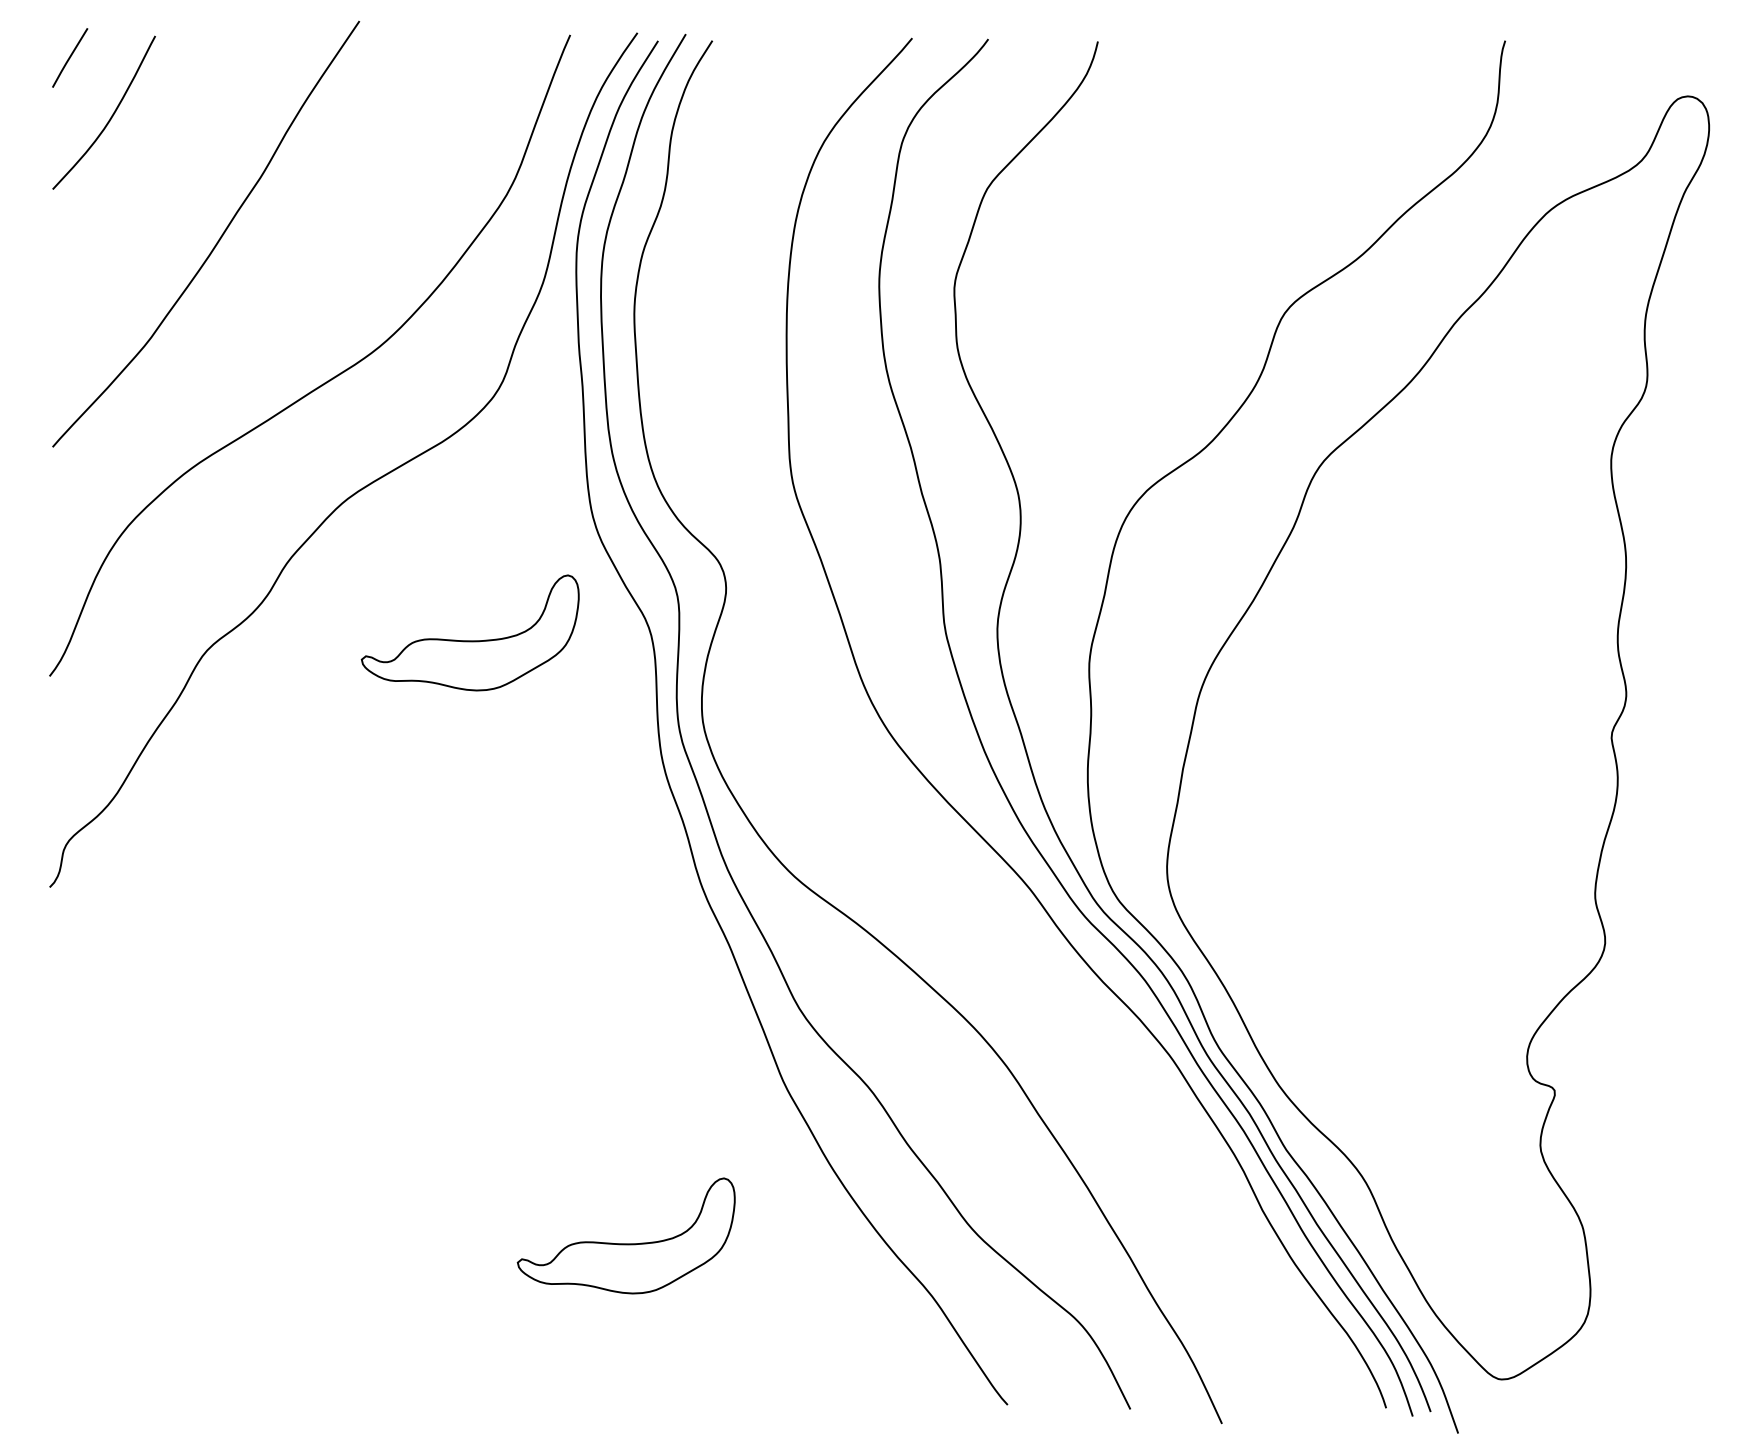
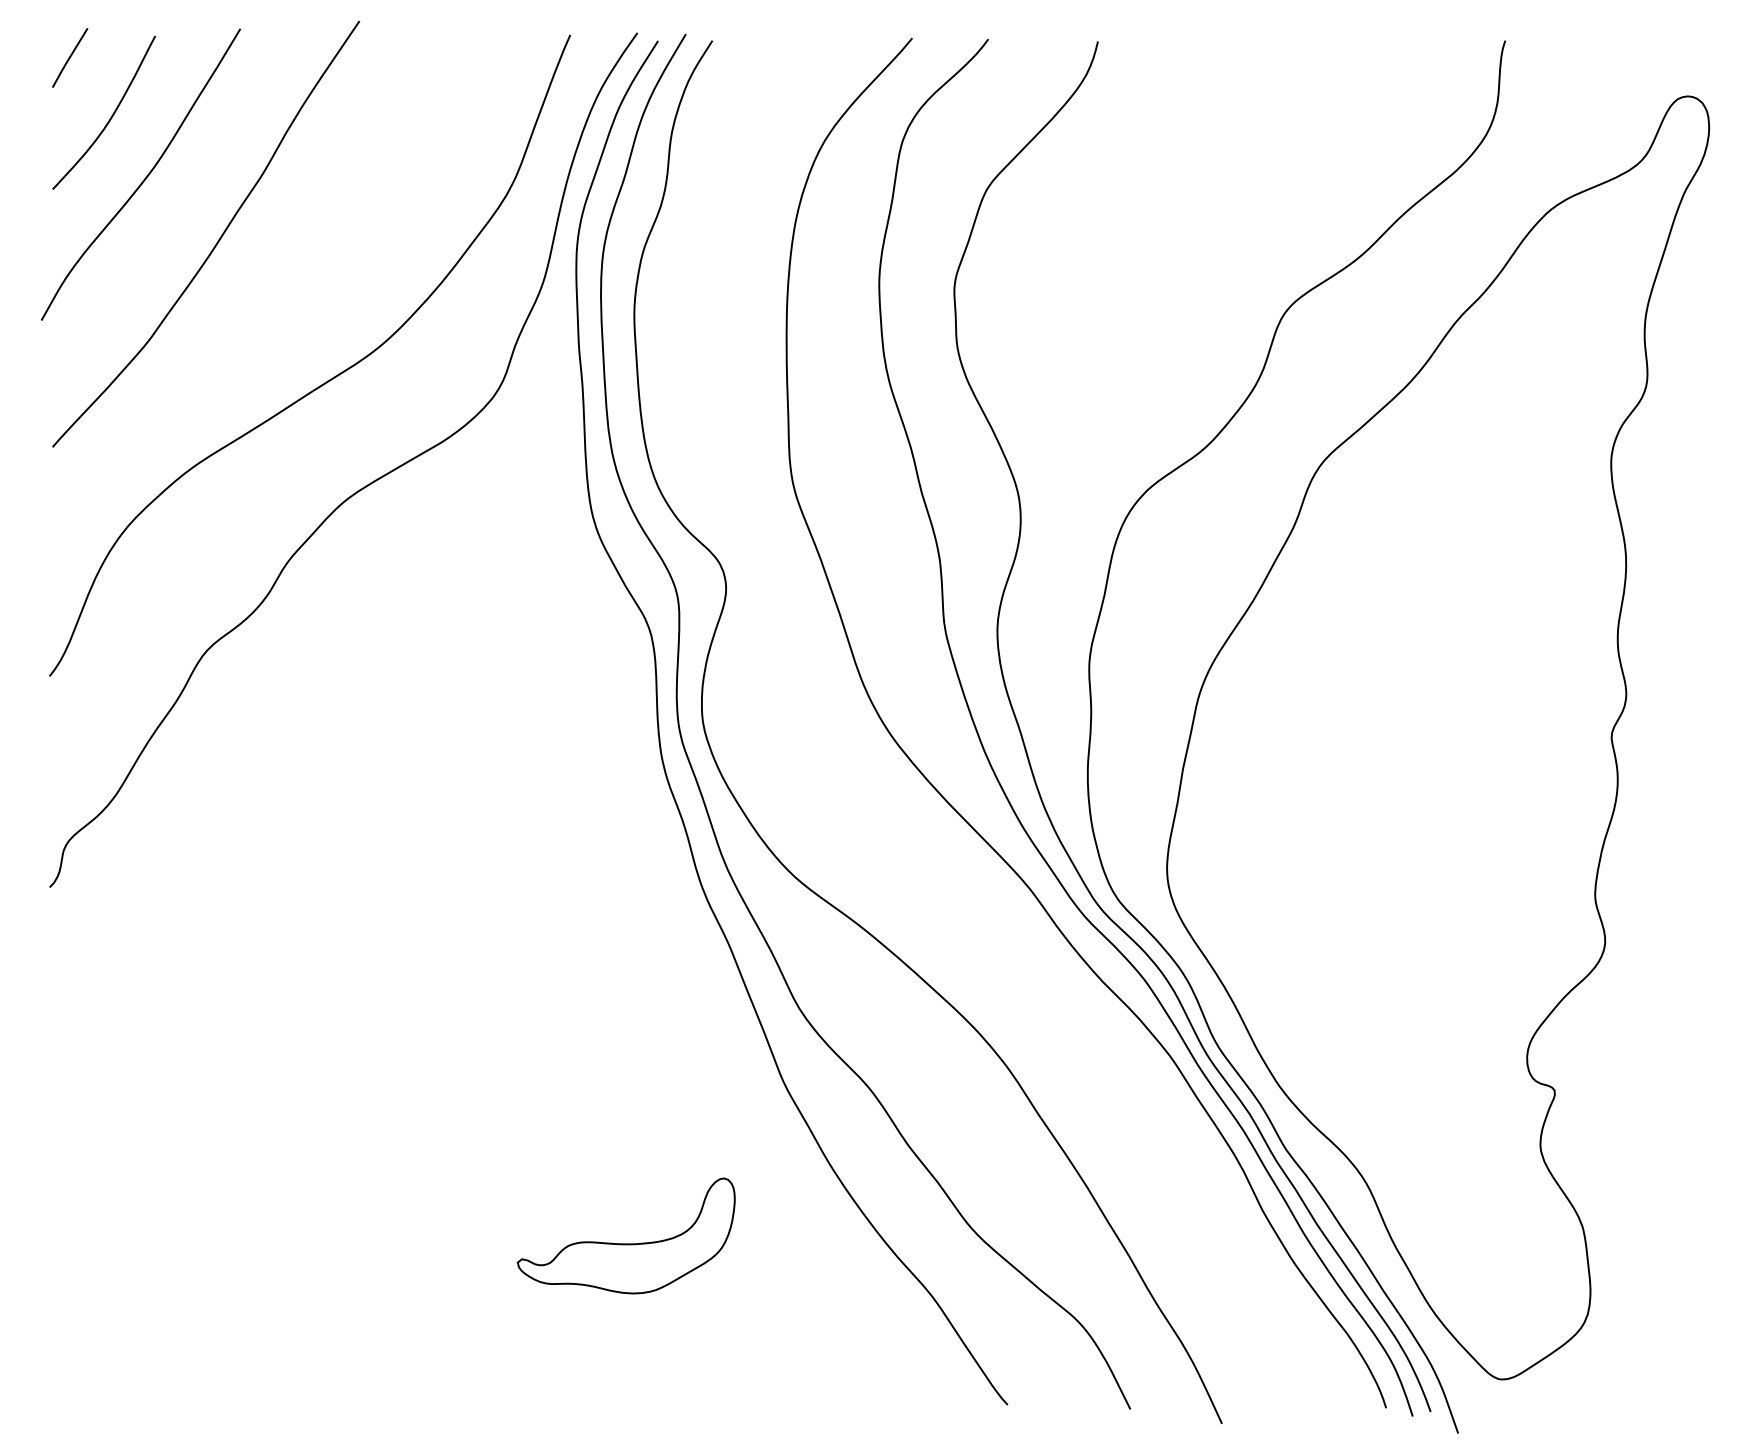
curve: none -> present (144, 178)
part: present -> none (469, 640)
